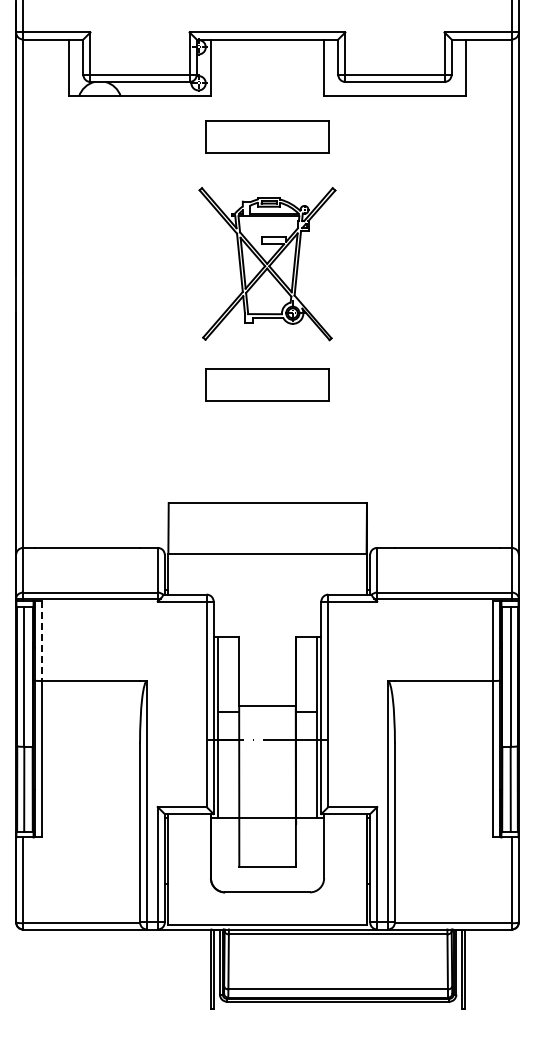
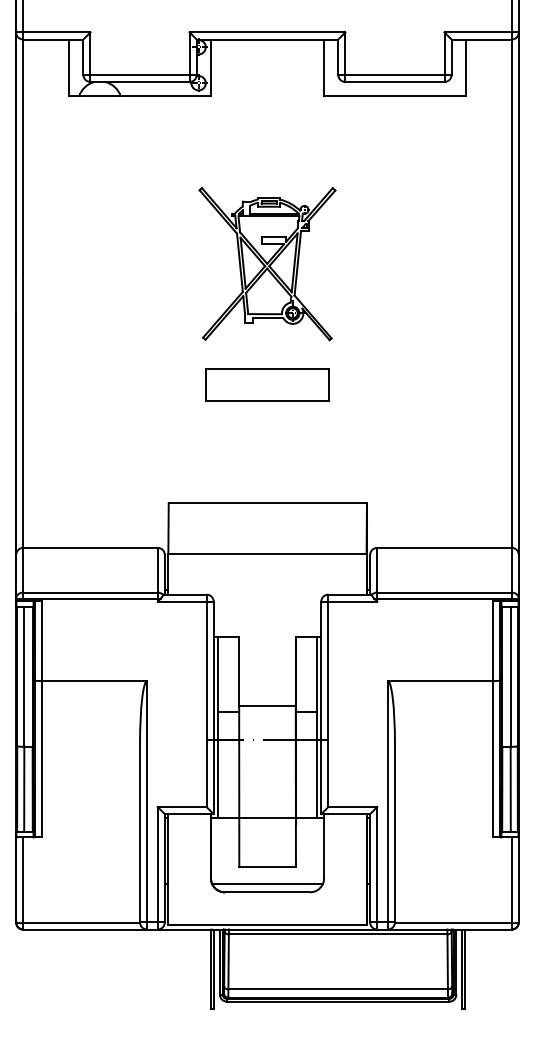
part: present -> none (267, 136)
line: dashed -> solid (41, 641)
line: none -> present (267, 883)
